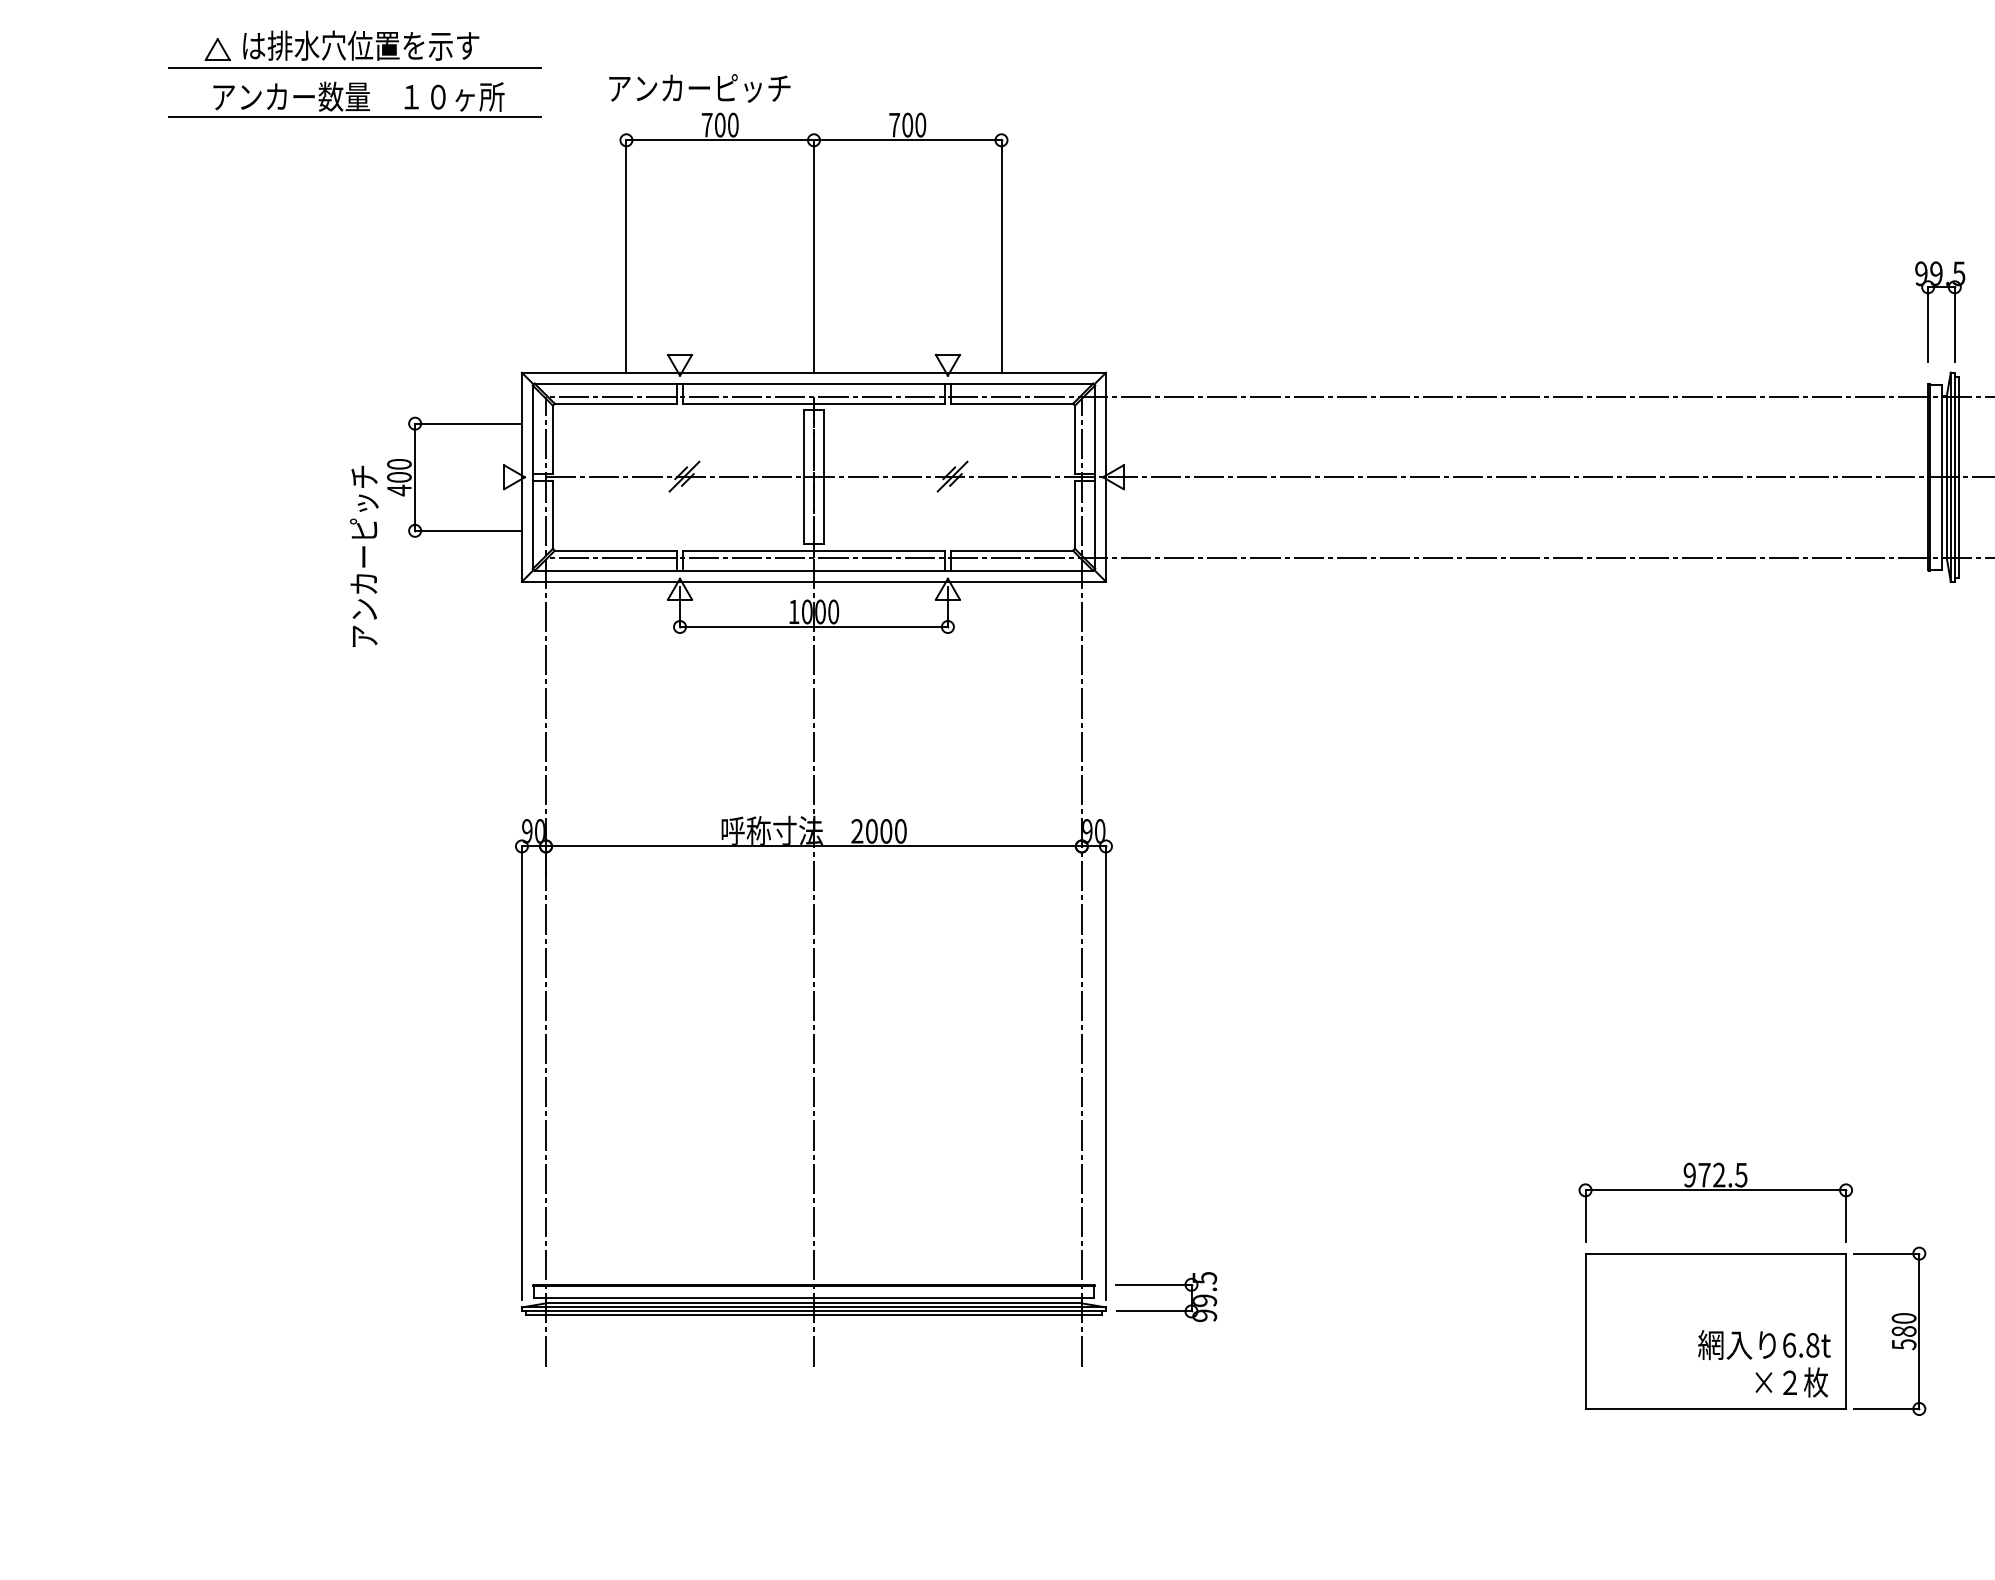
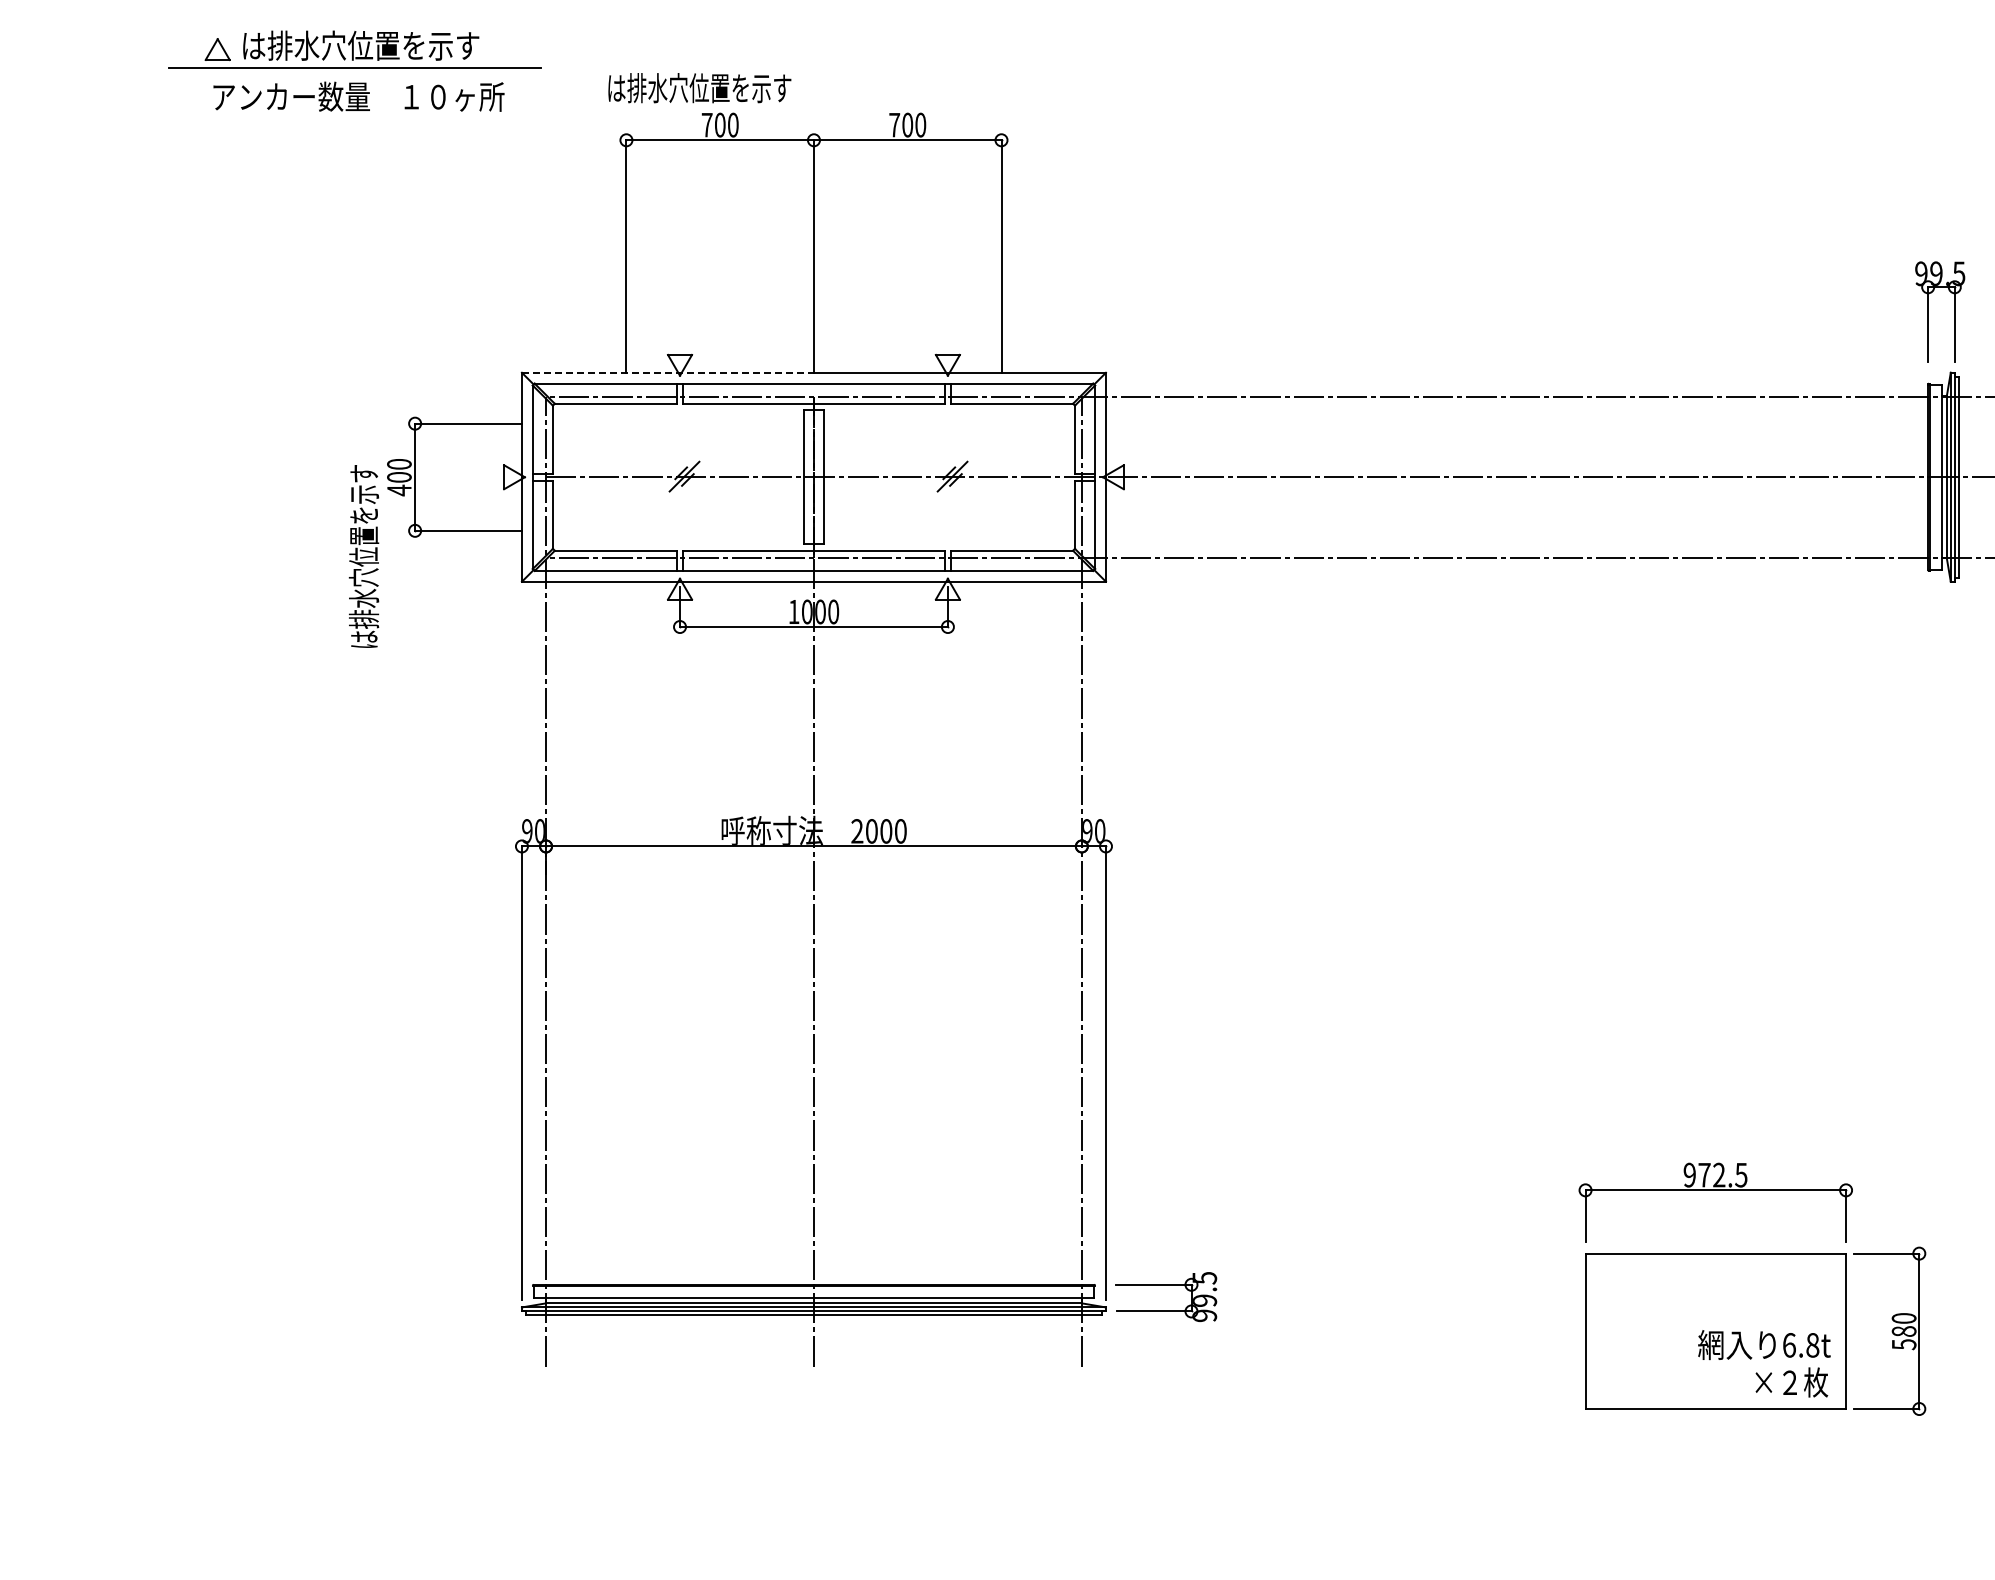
text: アンカーピッチ -> は排水穴位置を示す (699, 88)
line: present -> none (354, 116)
line: solid -> dashed (668, 372)
text: アンカーピッチ -> は排水穴位置を示す (363, 556)
